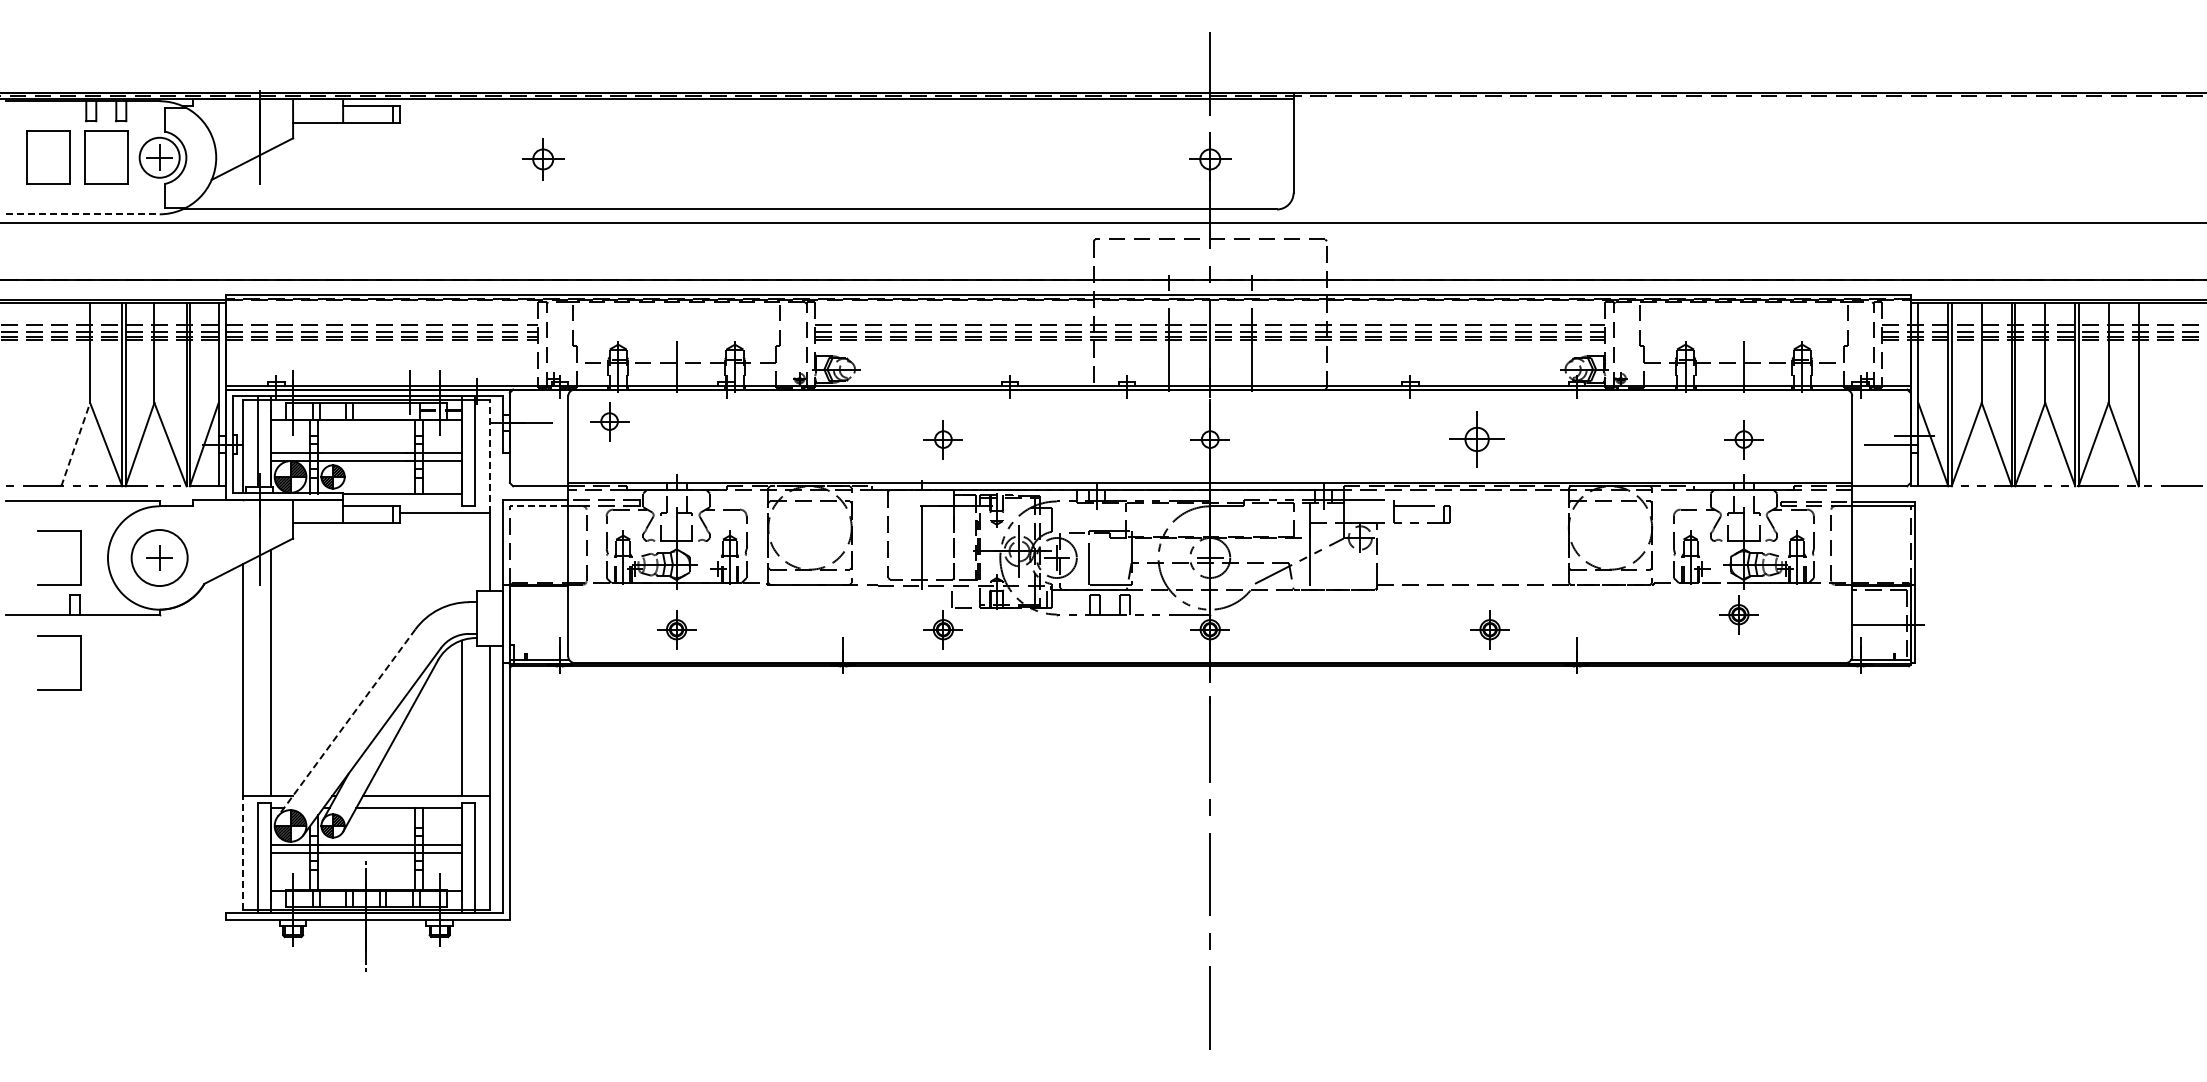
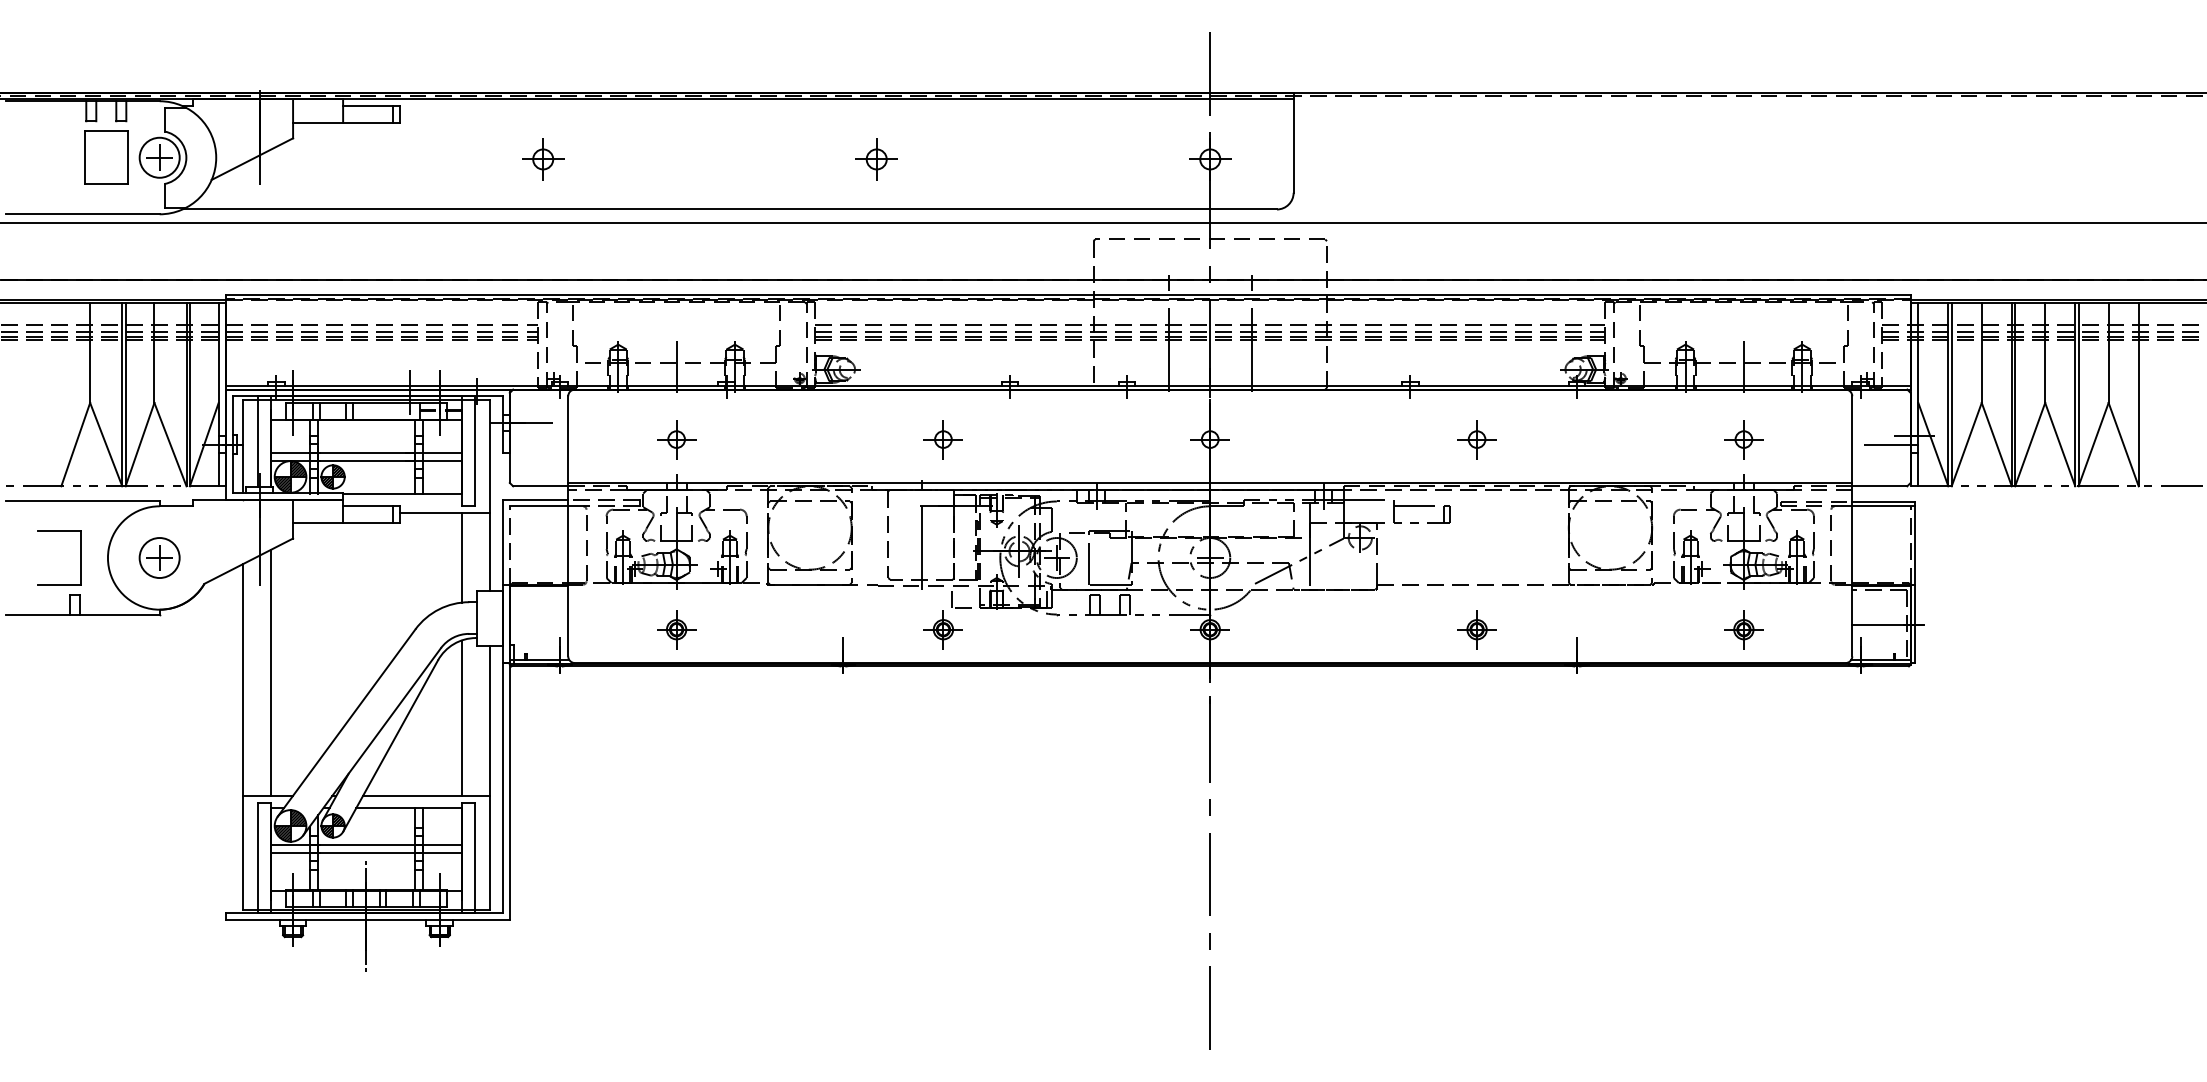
part: present -> none (48, 157)
part: none -> present (876, 159)
line: dashed -> solid (82, 214)
part position: (609, 421) -> (676, 439) (676, 439)
part size: 56x57 px -> 40x40 px (1476, 439)
line: dashed -> solid (75, 444)
line: dashed -> solid (489, 456)
line: dashed -> solid (538, 506)
line: none -> present (461, 557)
circle diameter: 56 px -> 40 px (159, 558)
part position: (1738, 614) -> (1743, 629) (1743, 629)
part position: (1489, 629) -> (1476, 629) (1476, 629)
part: present -> none (80, 662)
line: dashed -> solid (346, 723)
line: dashed -> solid (243, 853)
